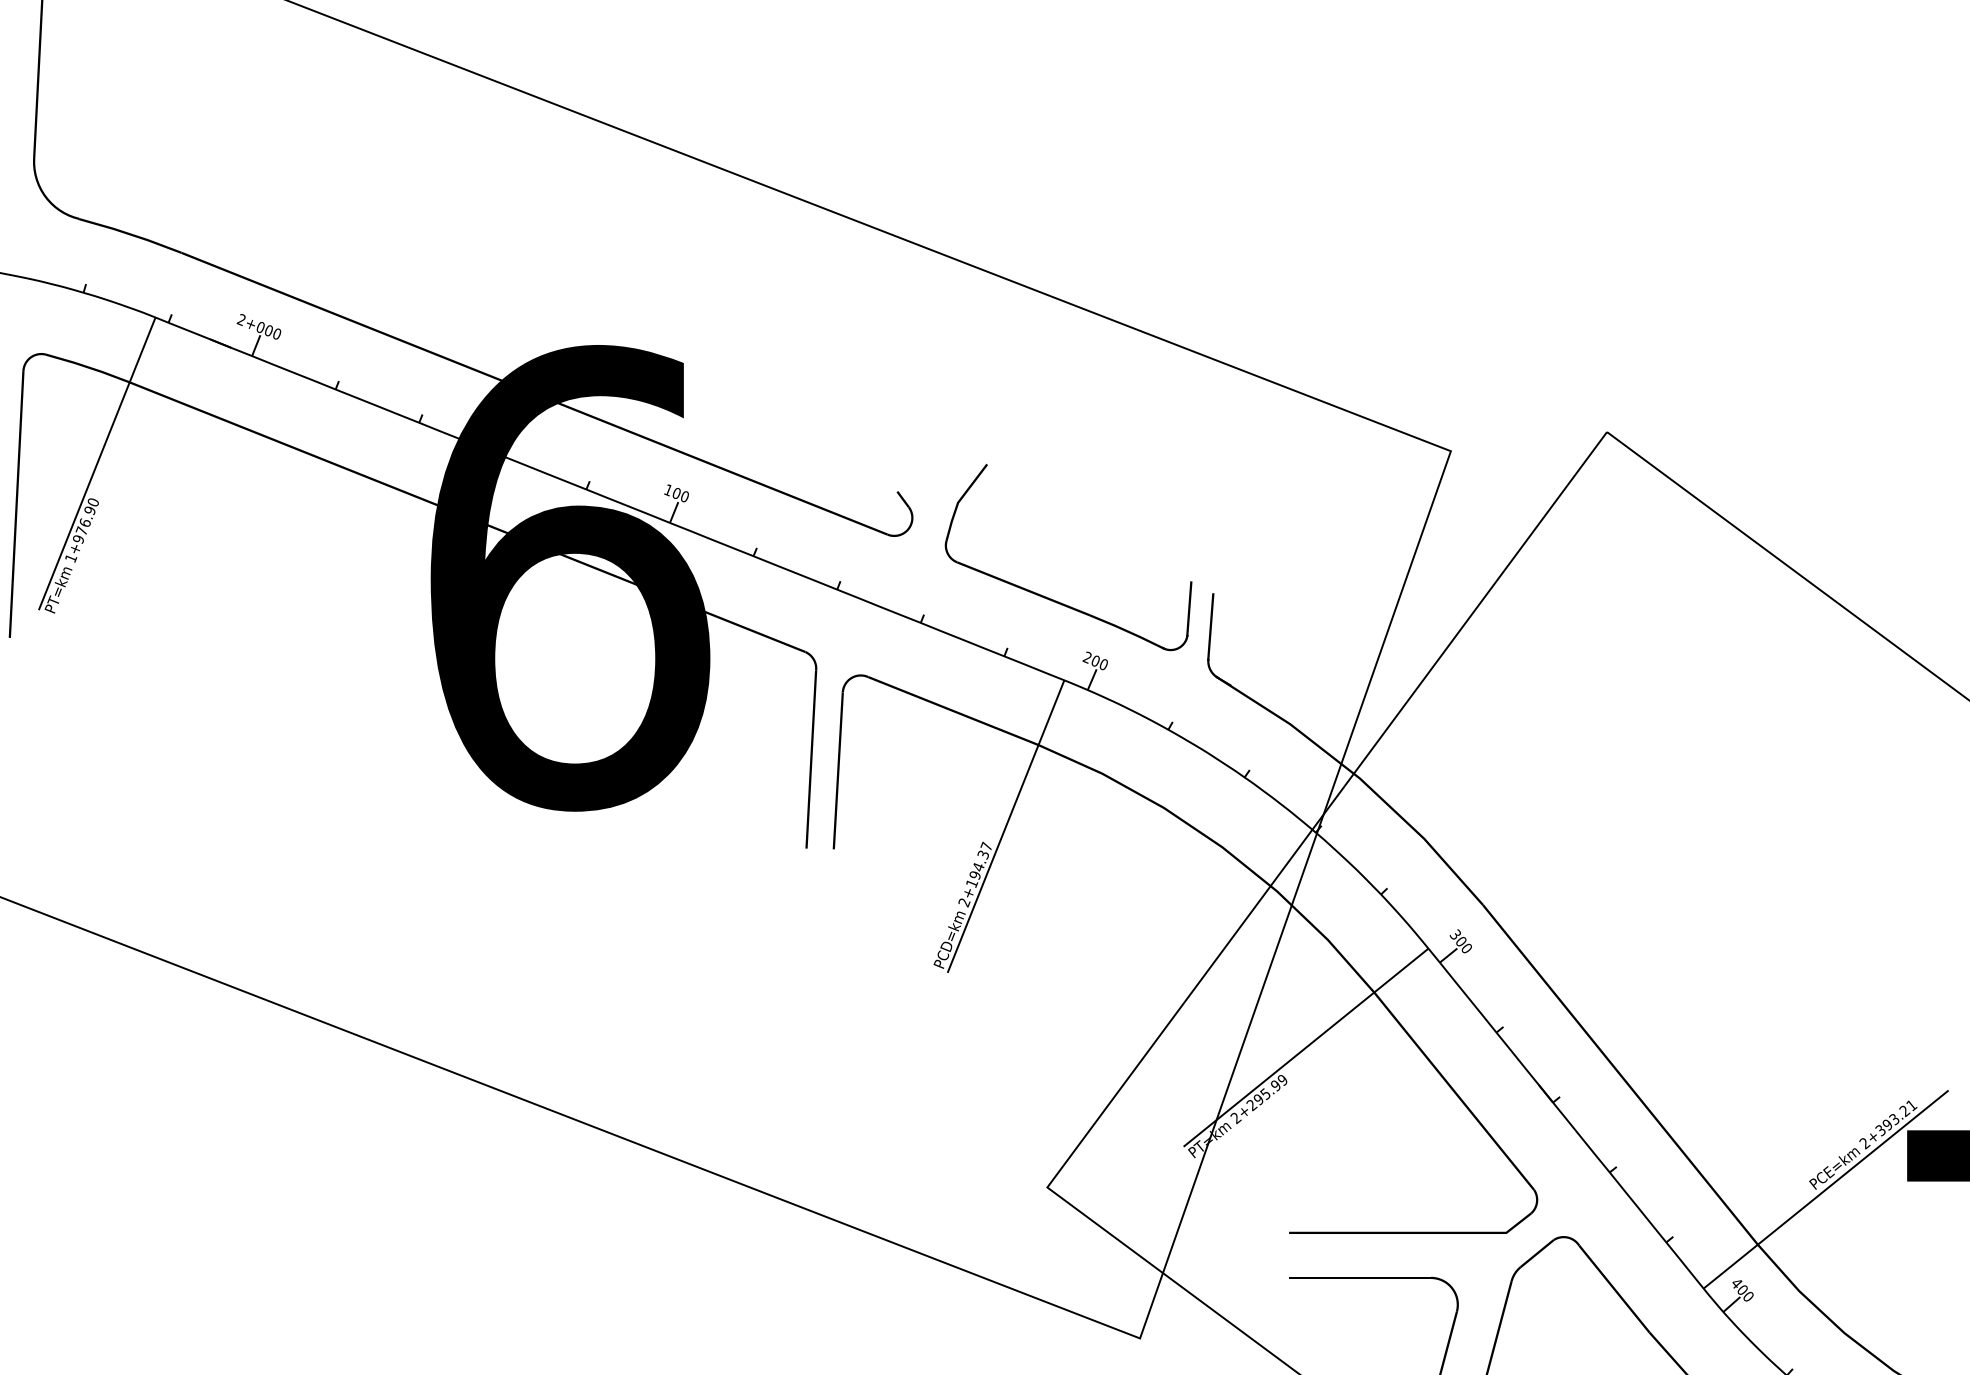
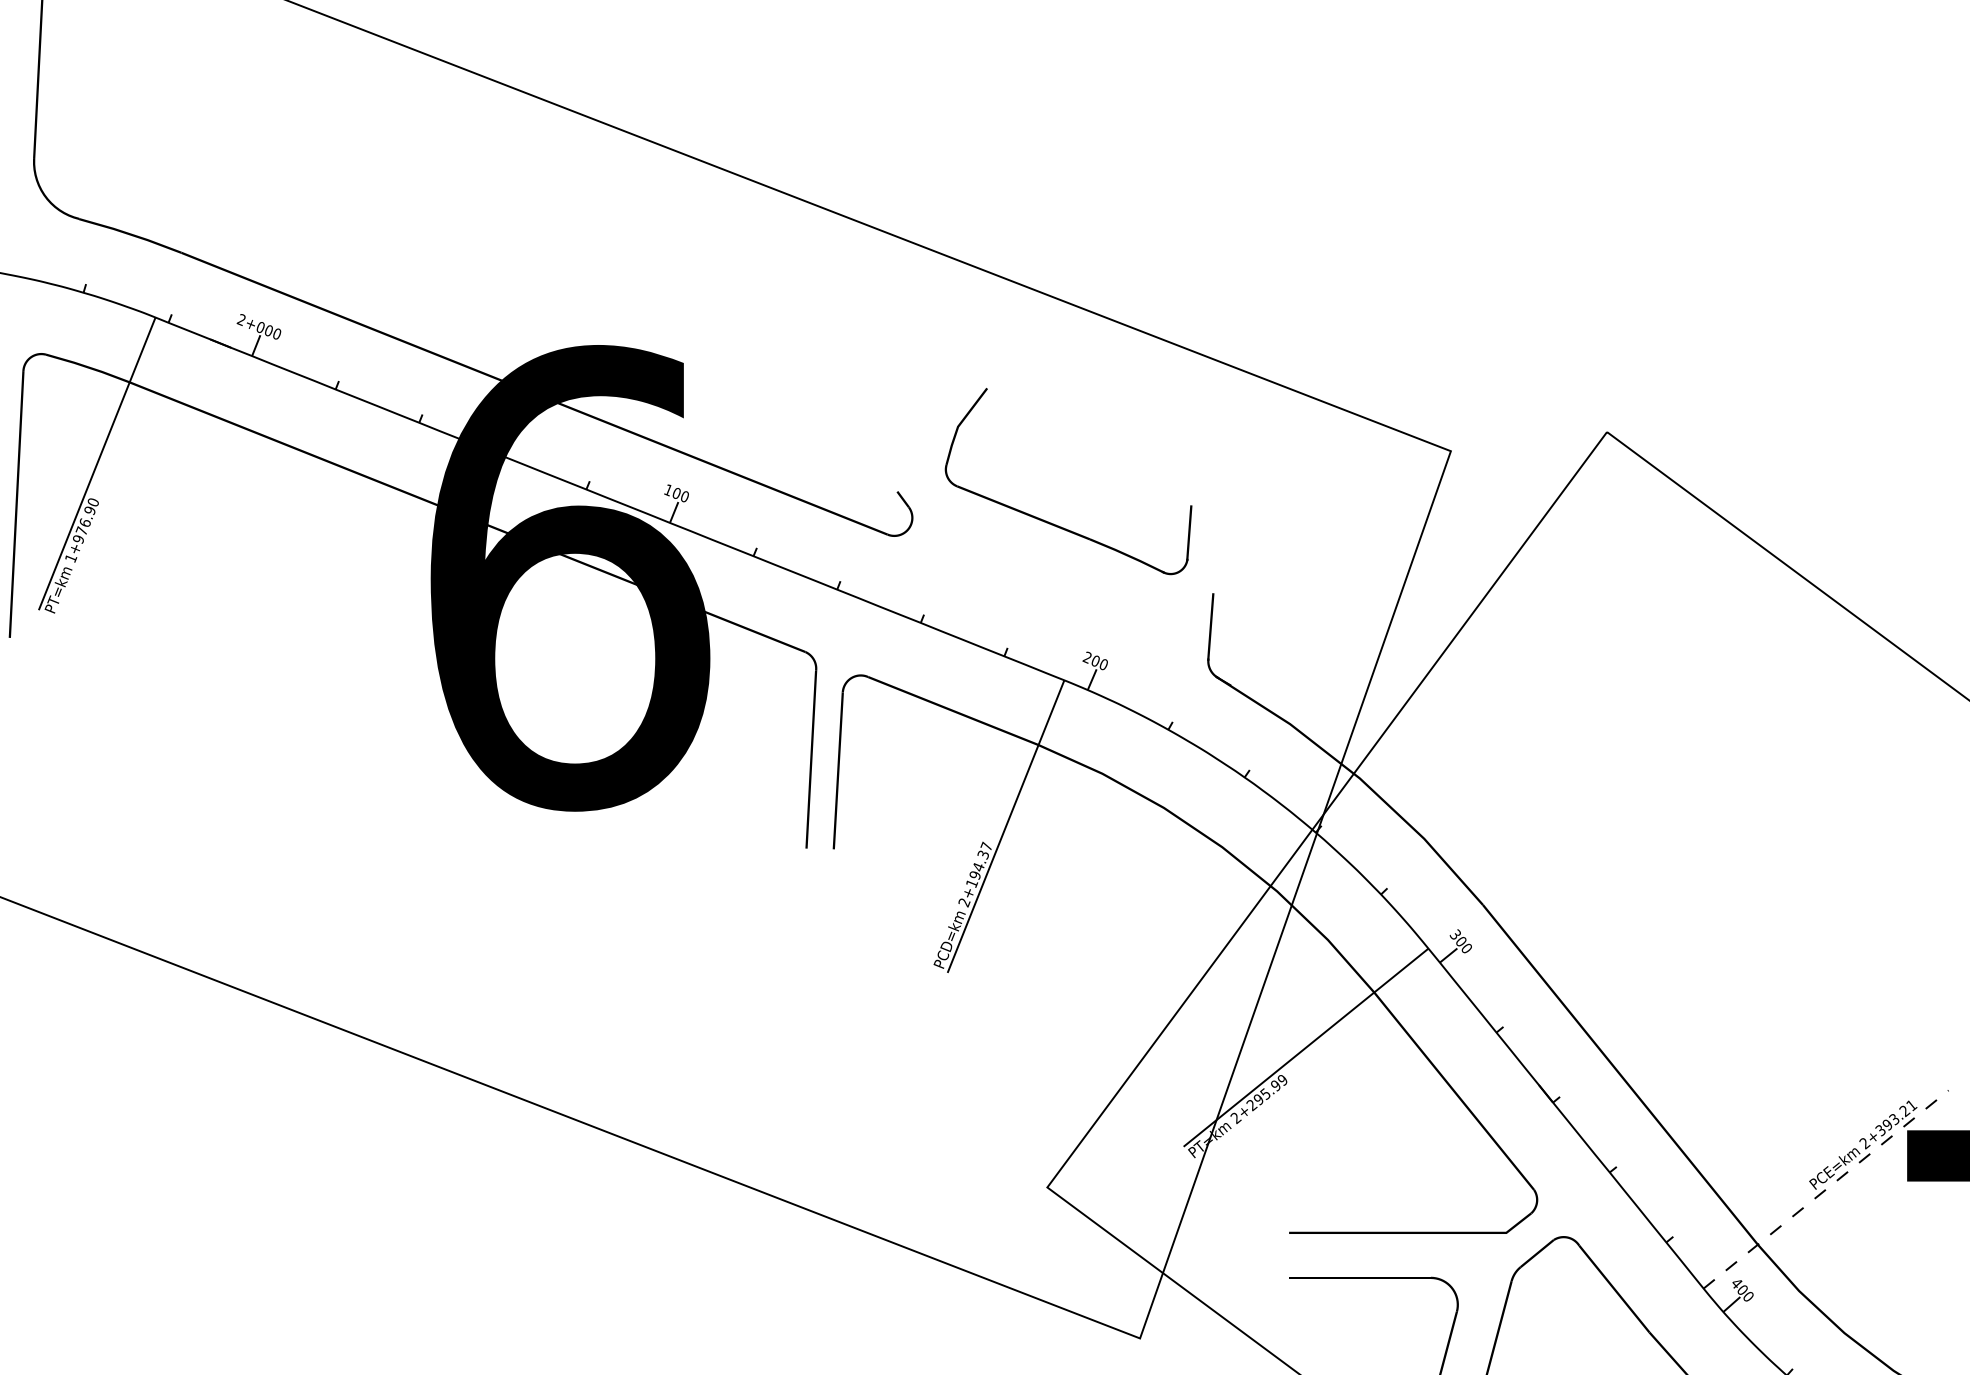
part position: (1051, 598) -> (1051, 522) (1051, 522)
line: solid -> dashed (1826, 1189)
